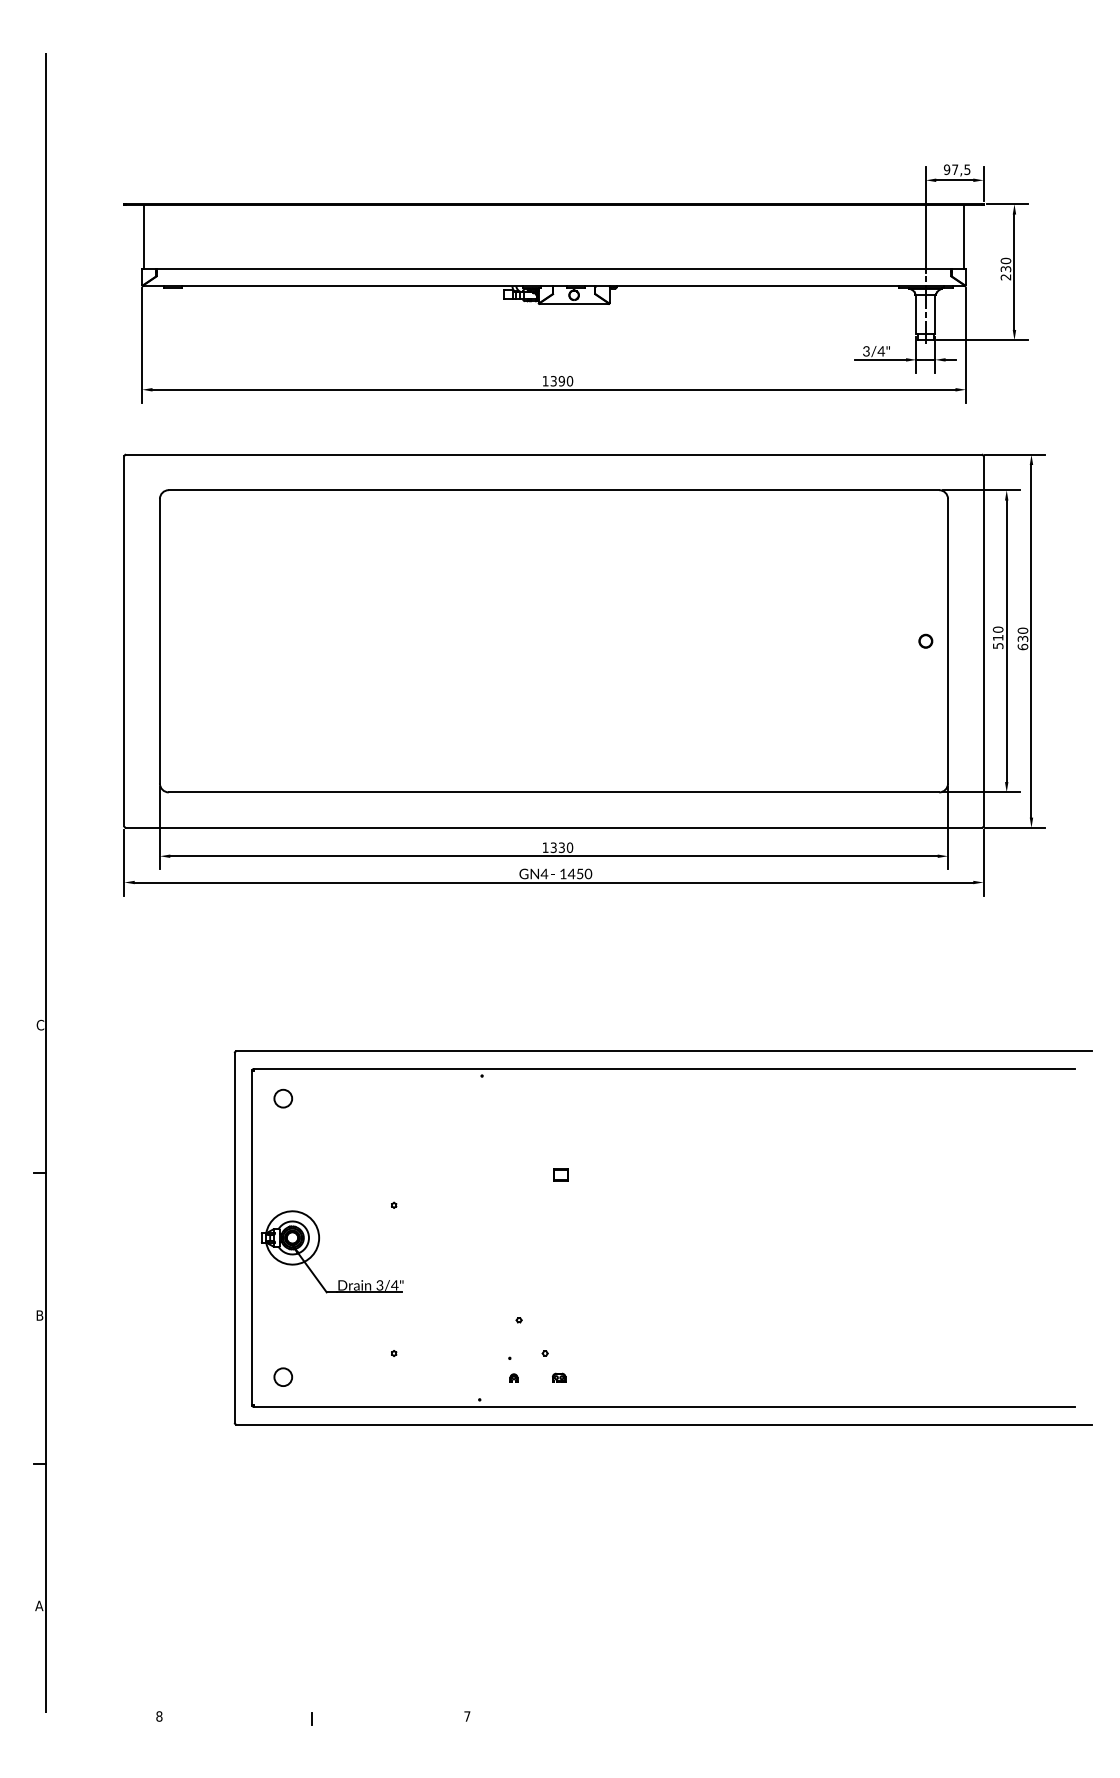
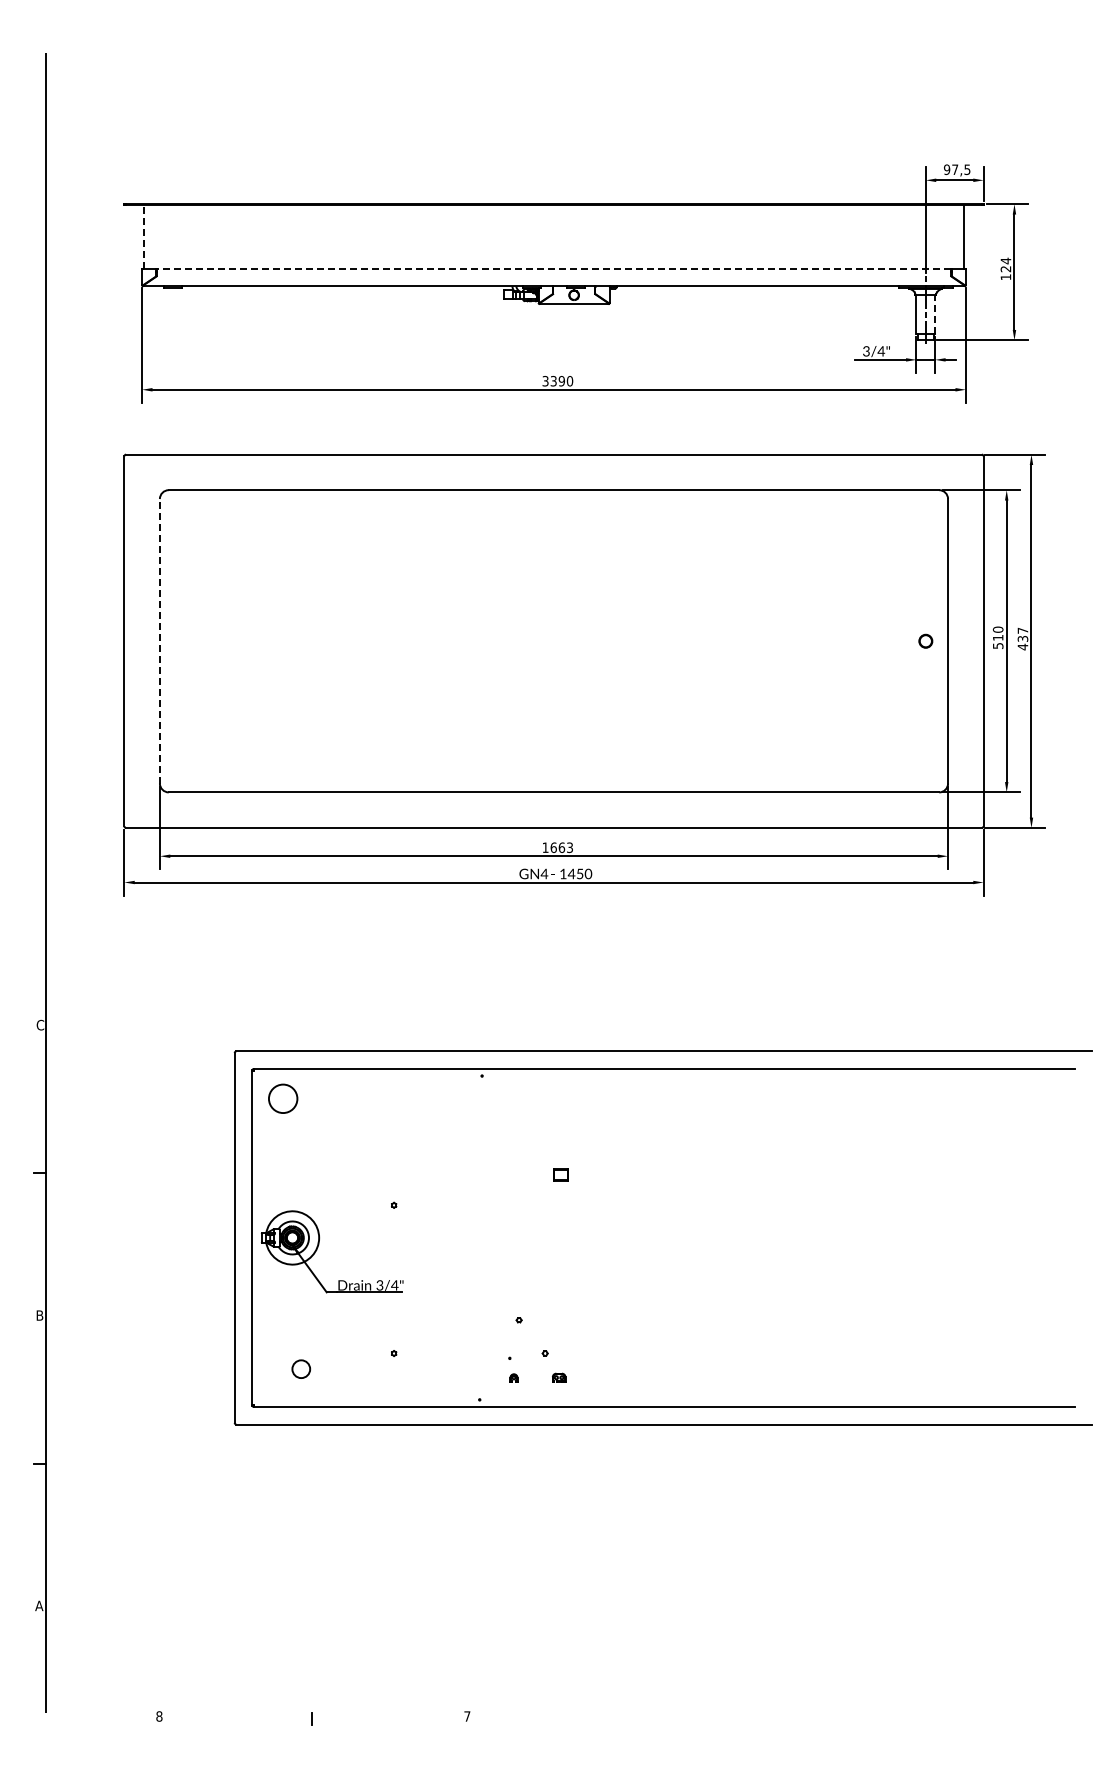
line: solid -> dashed (143, 236)
line: solid -> dashed (553, 268)
text: 230 -> 124 (1005, 268)
line: solid -> dashed (935, 313)
text: 1390 -> 3390 (545, 381)
text: 630 -> 437 (1022, 638)
line: solid -> dashed (159, 640)
text: 1330 -> 1663 (561, 847)
circle size: 21x21 px -> 31x31 px (283, 1098)
circle position: (283, 1376) -> (301, 1368) (301, 1368)
